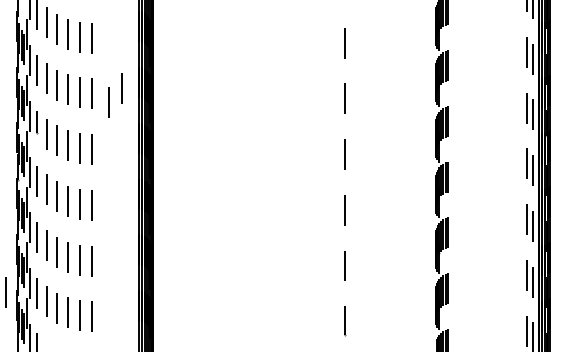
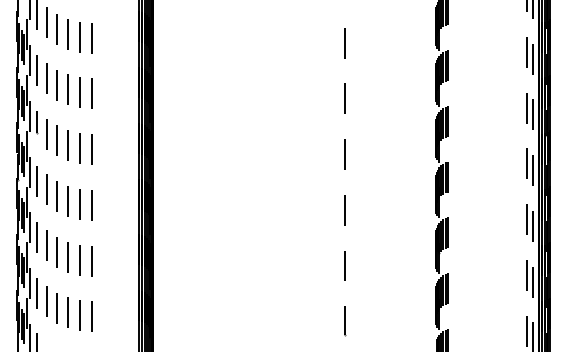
line: present -> none (121, 88)
line: present -> none (108, 102)
line: present -> none (5, 292)
